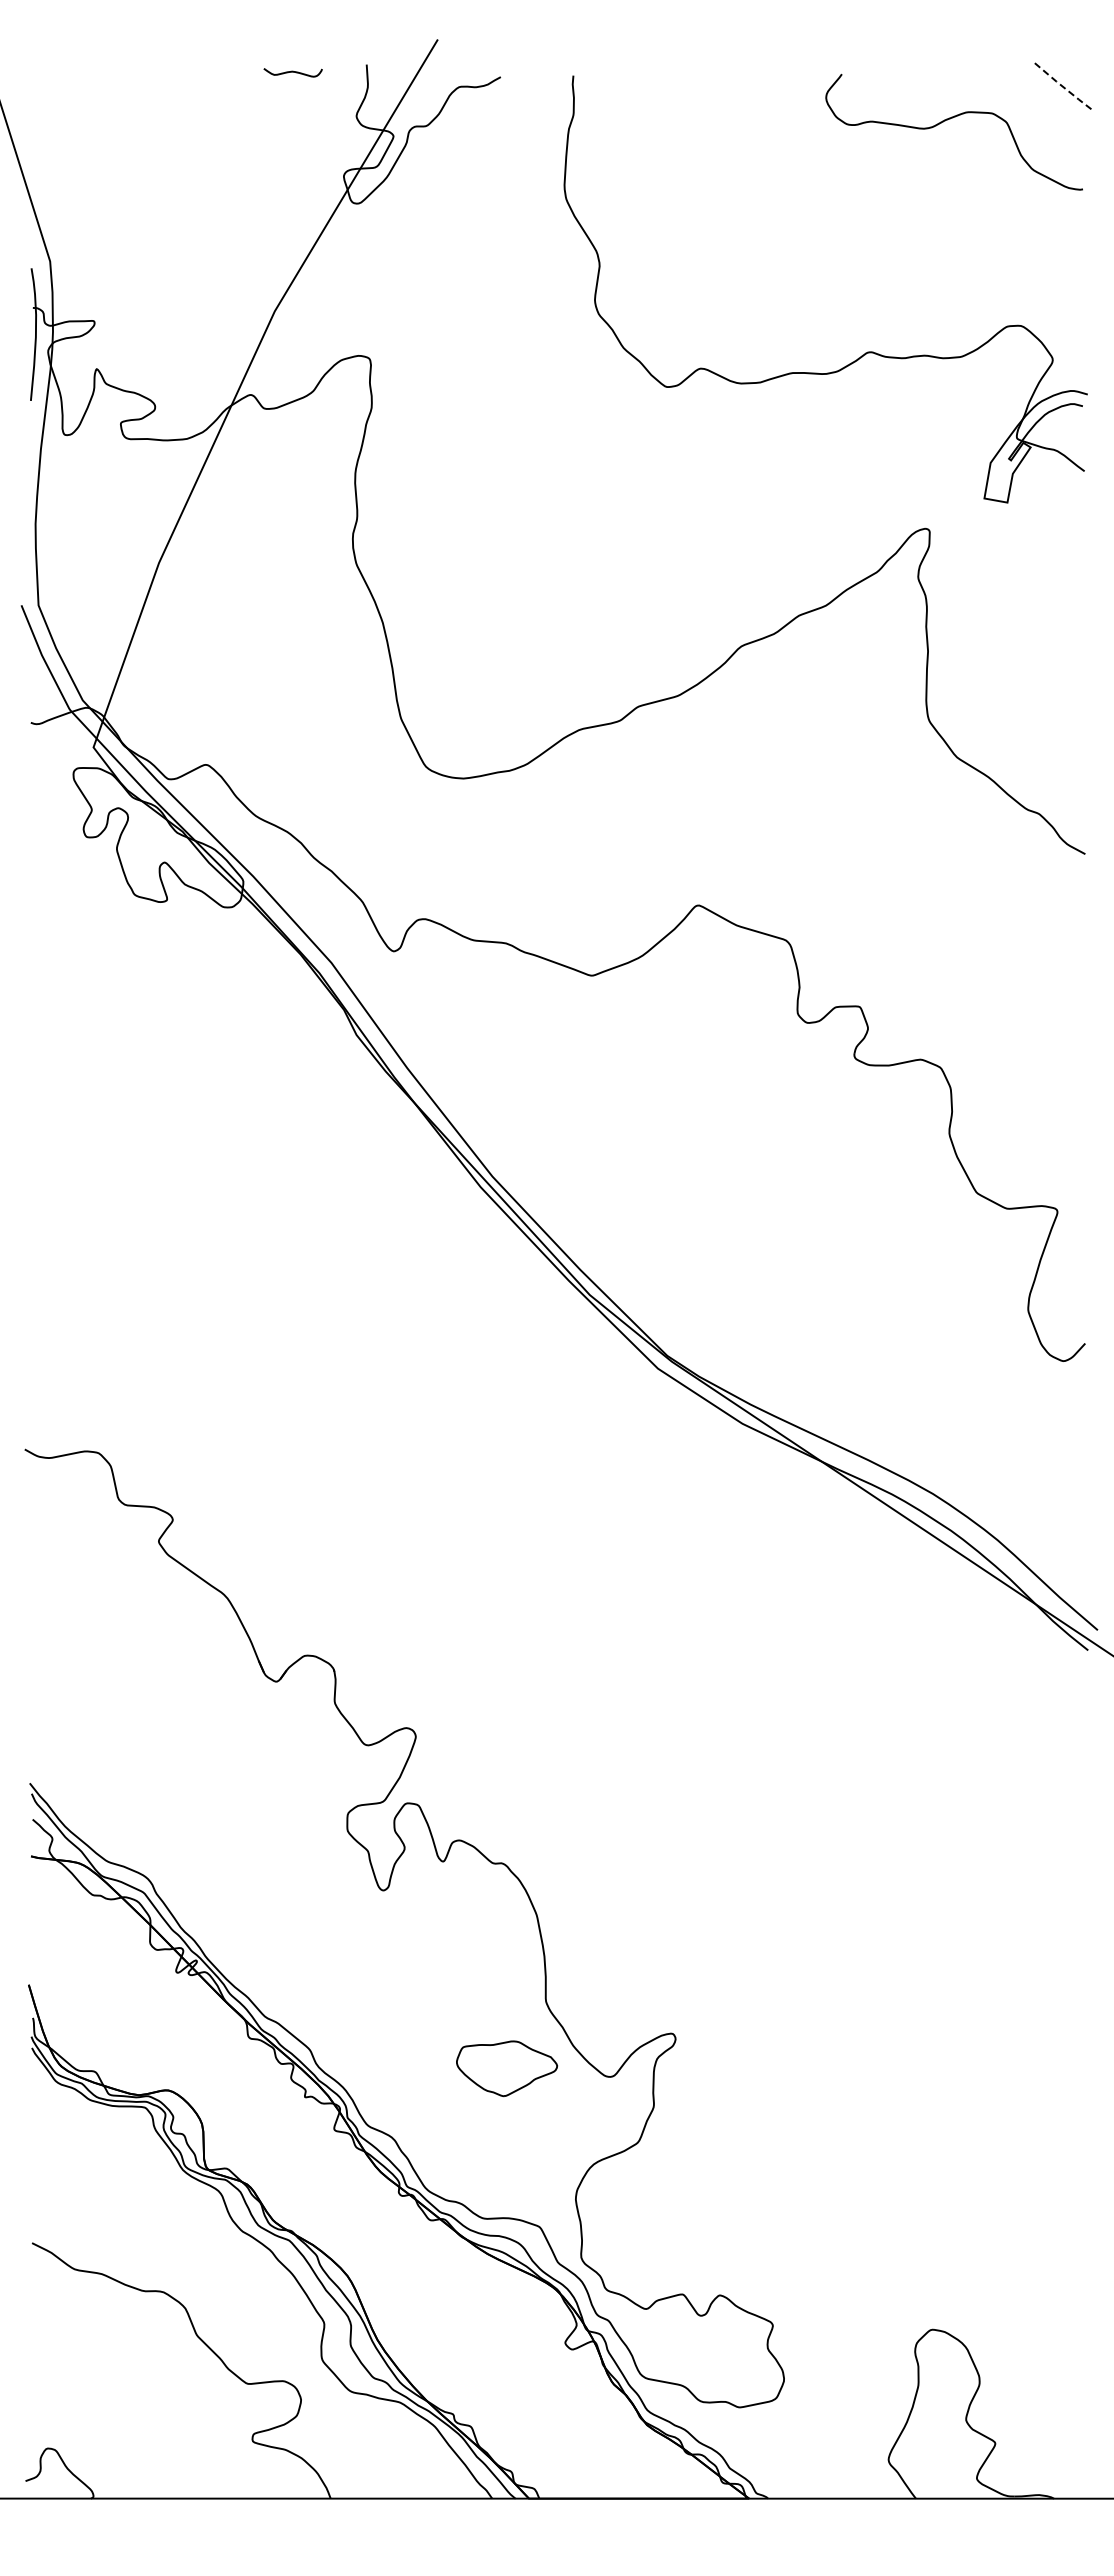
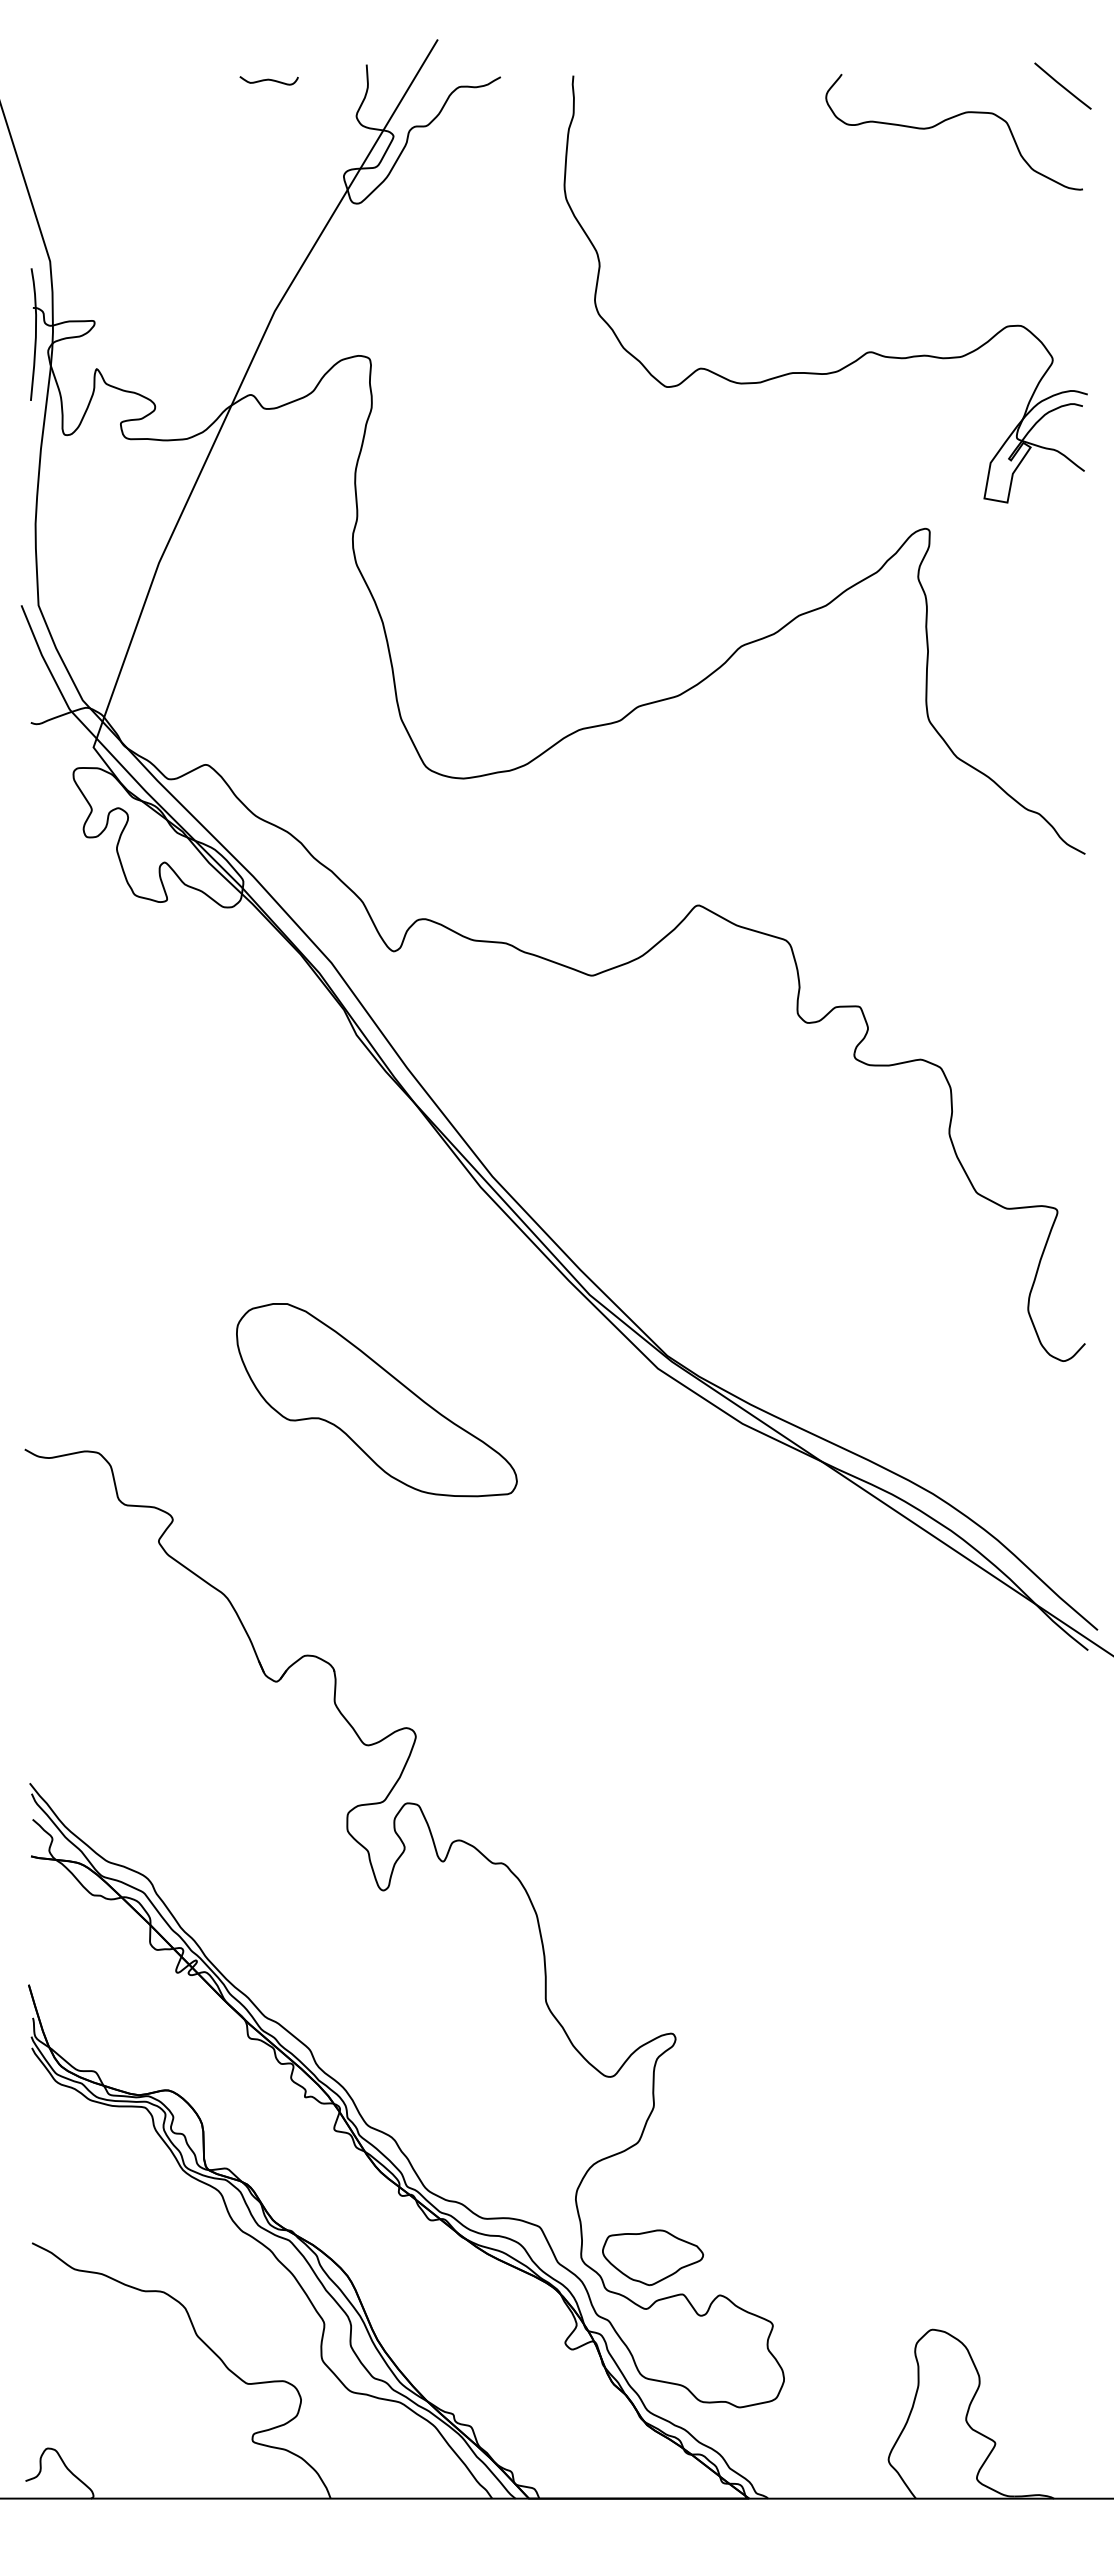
curve position: (292, 72) -> (268, 80) (268, 80)
line: dashed -> solid (1062, 86)
part: none -> present (376, 1400)
part position: (506, 2068) -> (652, 2257) (652, 2257)
